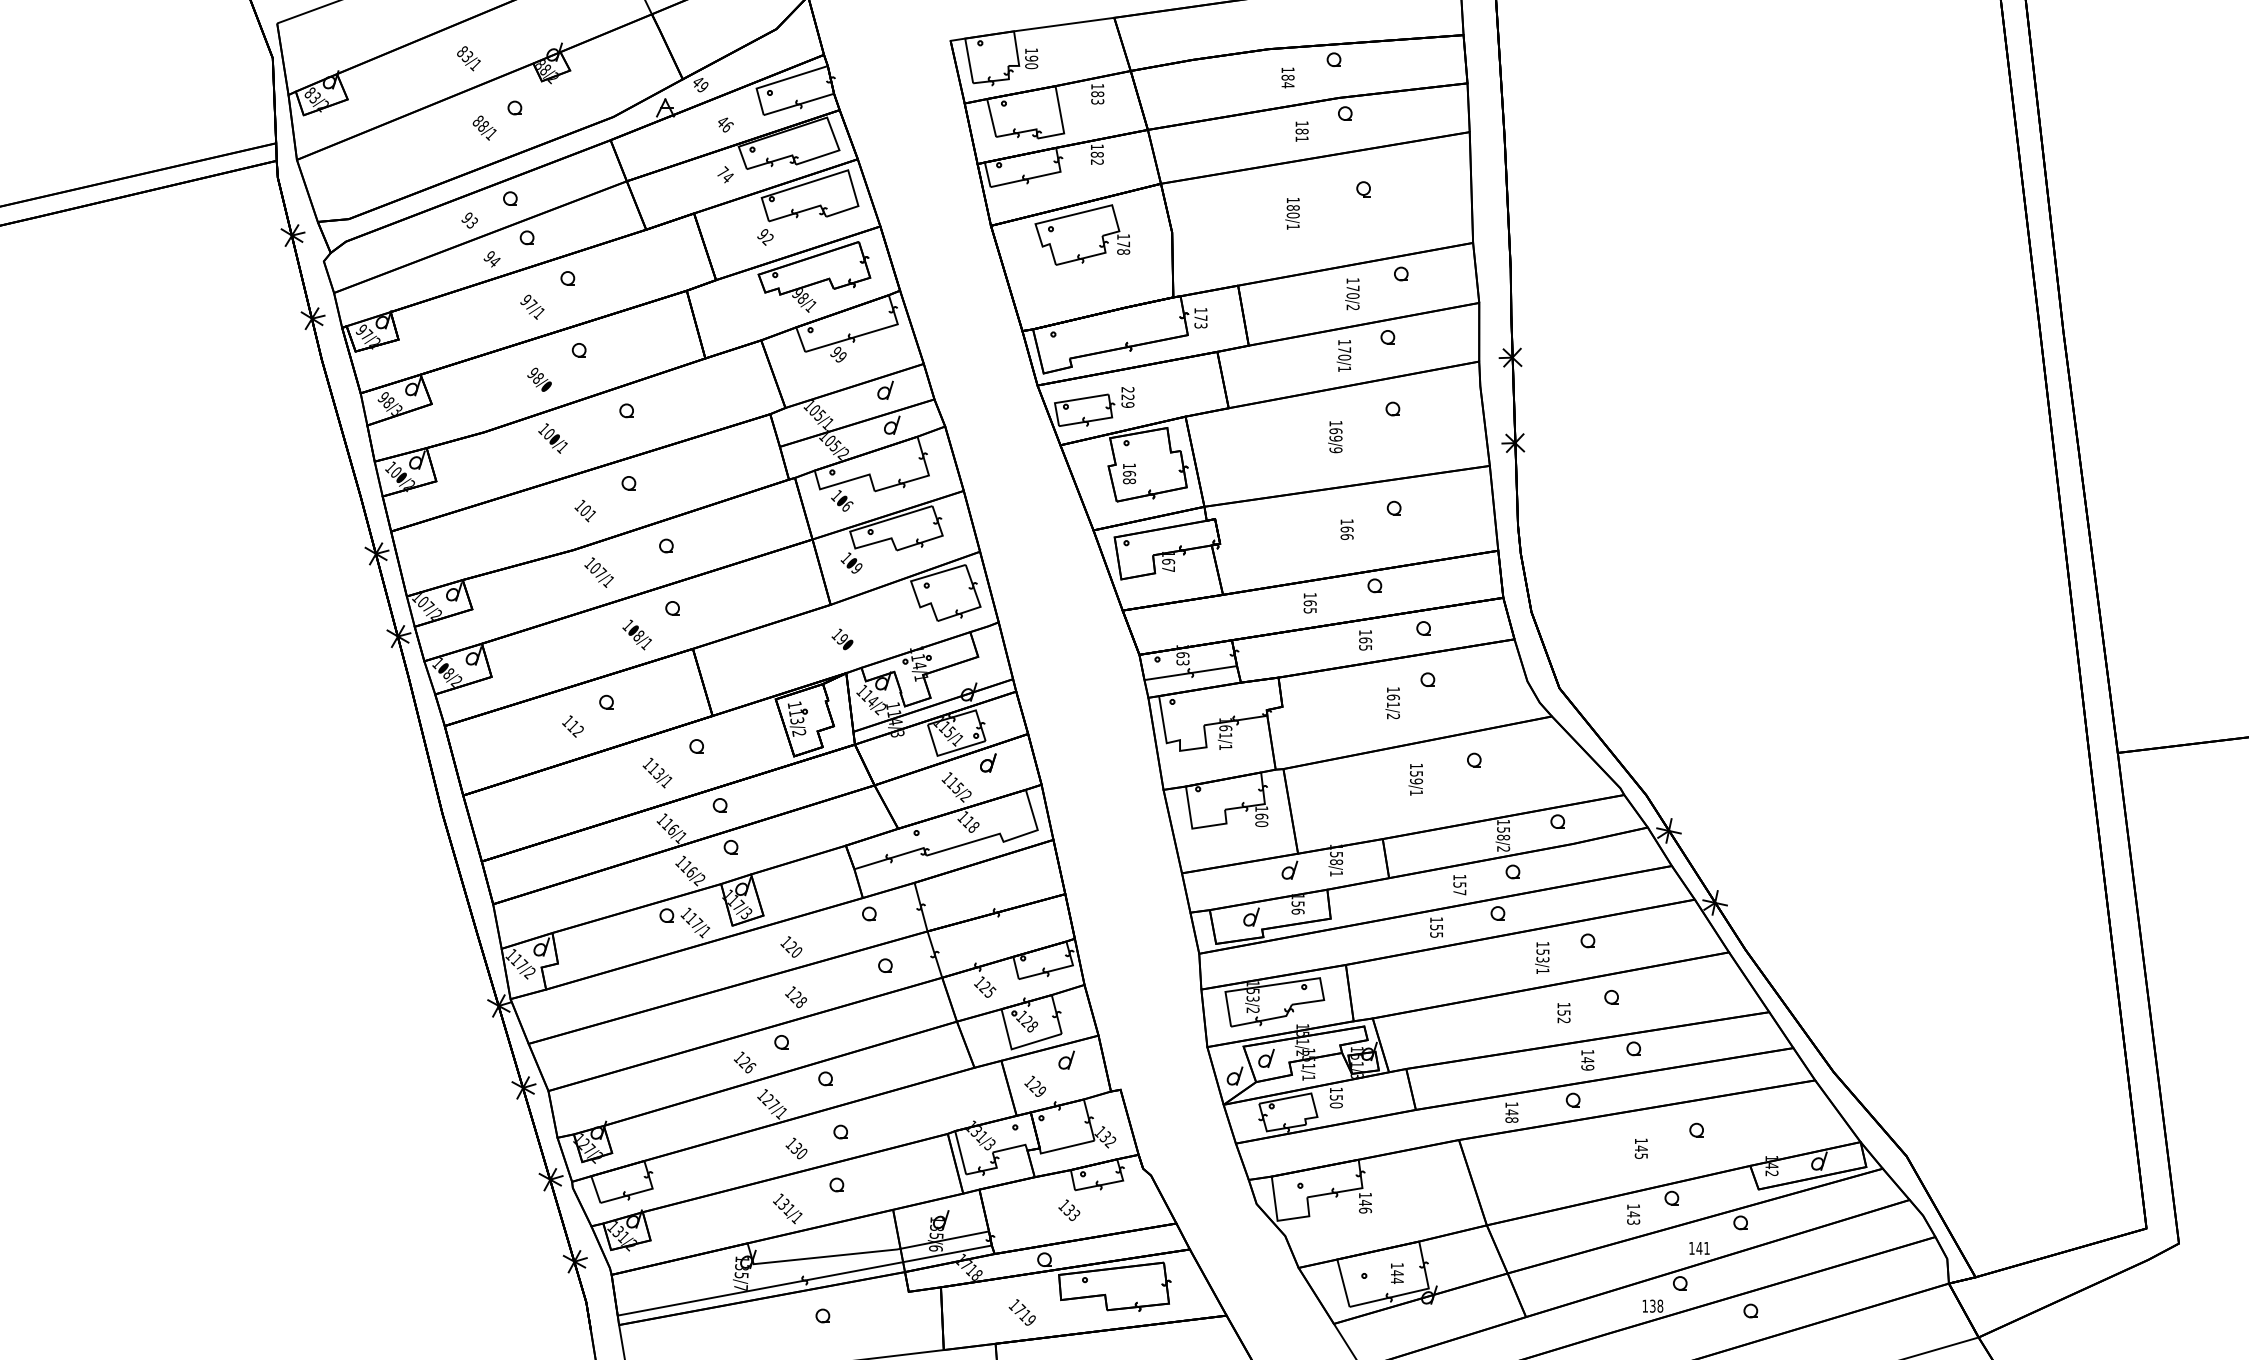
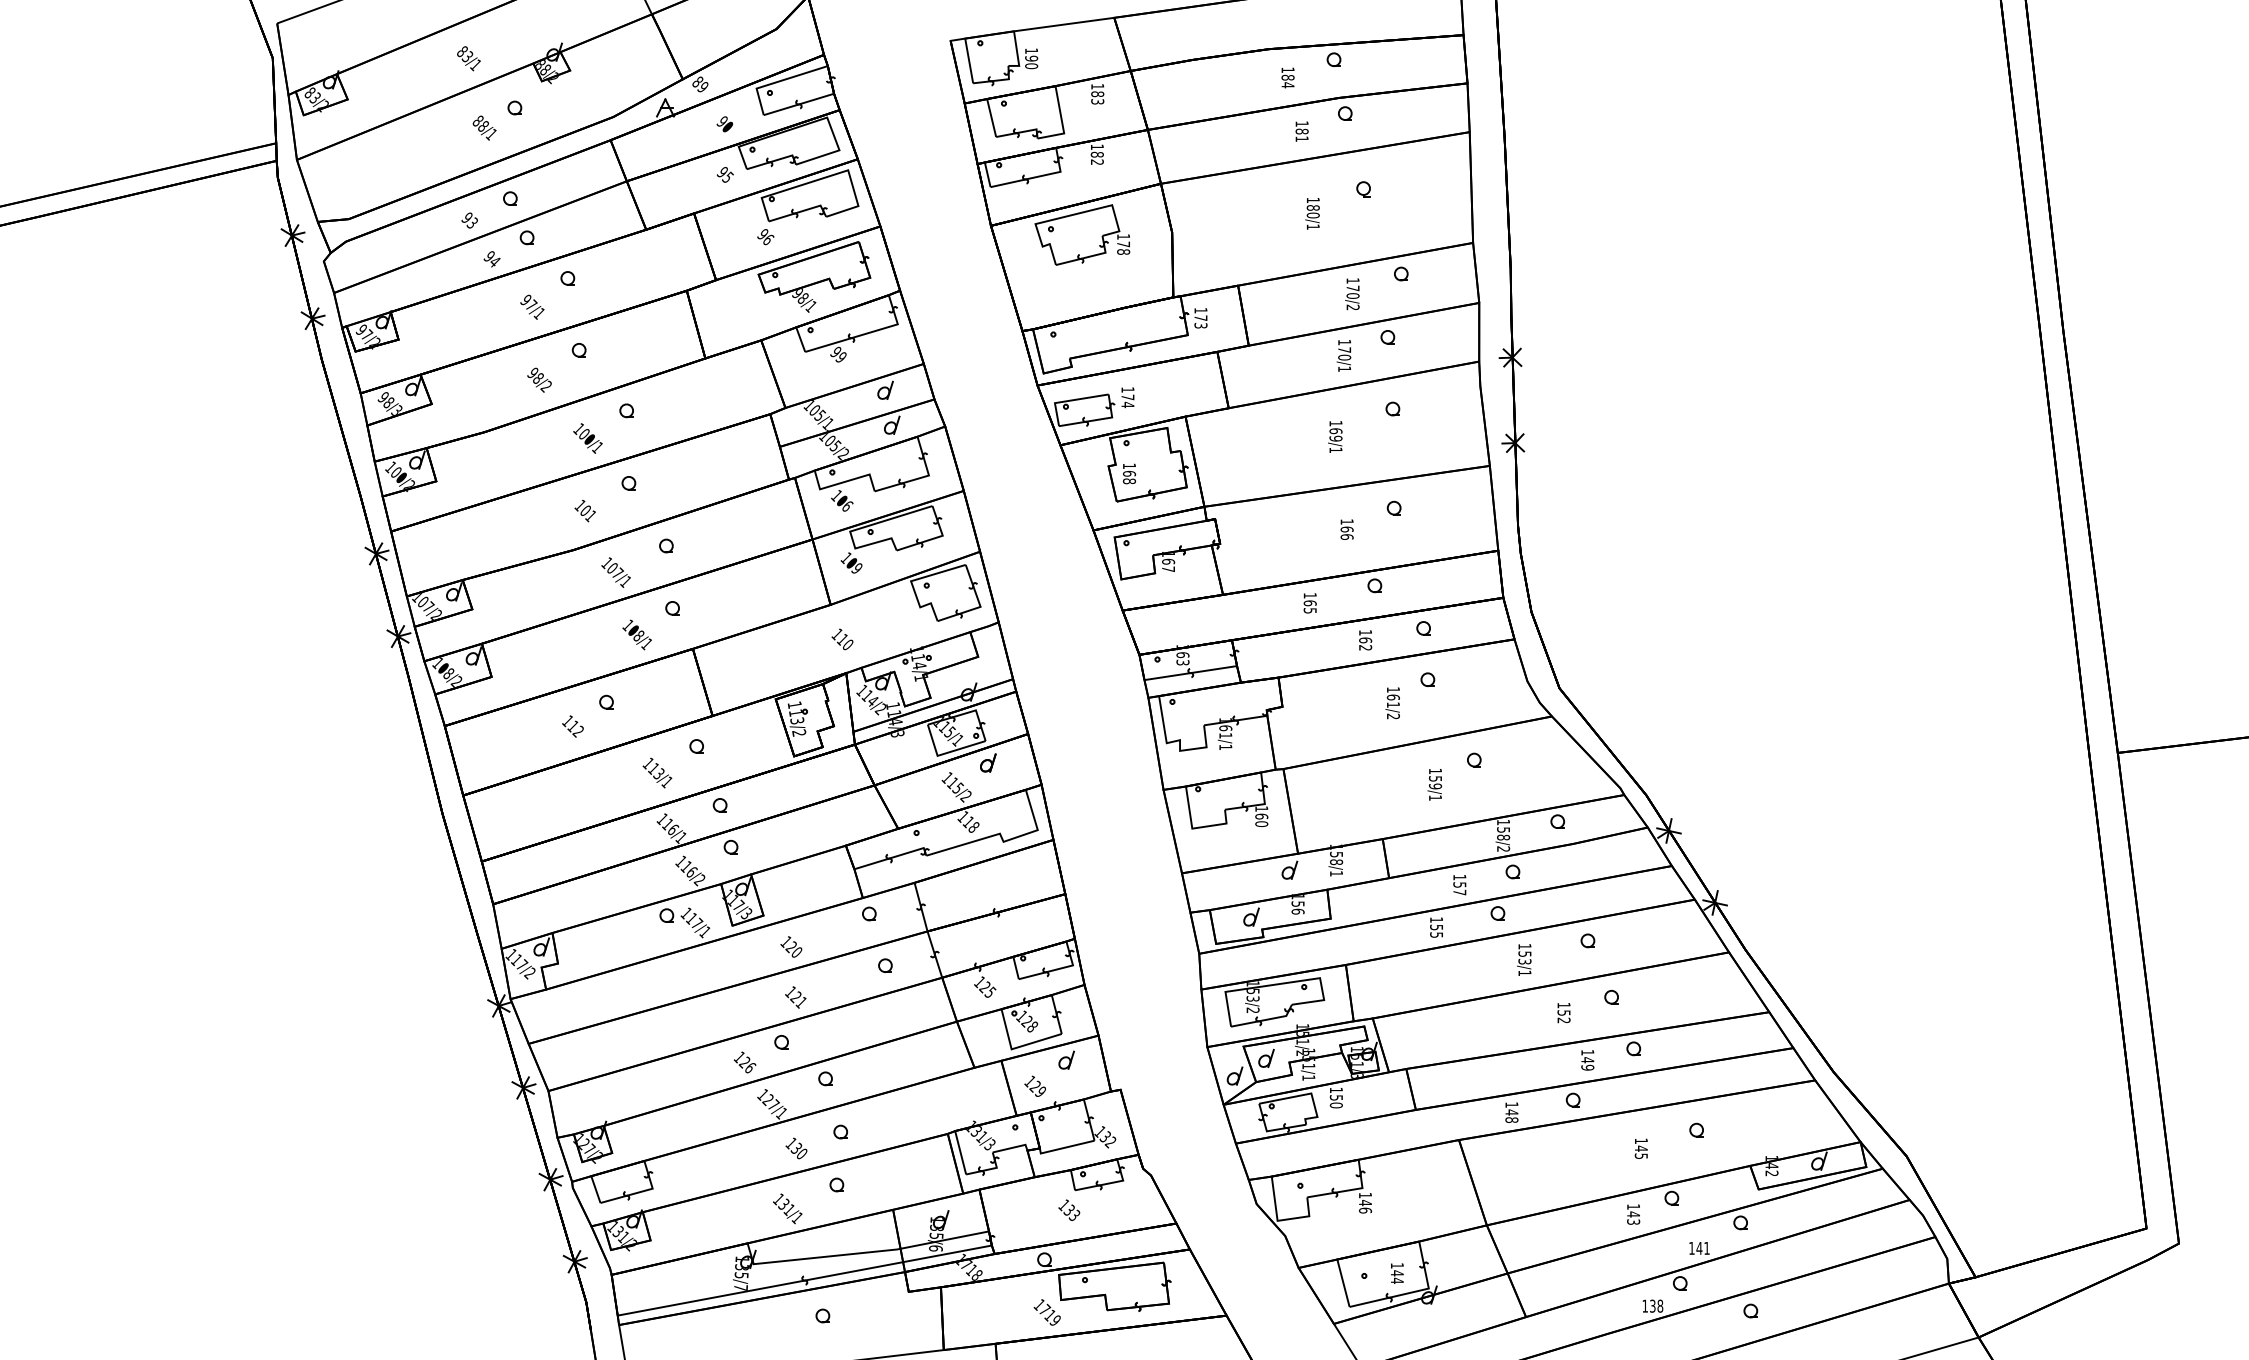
text: 49 -> 89 (697, 81)
text: 46 -> 90 (724, 124)
text: 74 -> 95 (724, 174)
text position: (1292, 213) -> (1312, 213) (1312, 213)
text: 92 -> 96 (768, 239)
text: 98/0 -> 98/2 (545, 386)
text: 229 -> 174 (1127, 397)
text position: (552, 438) -> (587, 438) (587, 438)
text: 169/9 -> 169/1 (1335, 450)
text position: (598, 572) -> (615, 572) (615, 572)
text: 190 -> 110 (844, 641)
text: 165 -> 162 (1365, 647)
text position: (1415, 779) -> (1434, 784) (1434, 784)
text position: (1542, 957) -> (1524, 959) (1524, 959)
text: 128 -> 121 (801, 1002)
text position: (1021, 1312) -> (1046, 1312) (1046, 1312)
